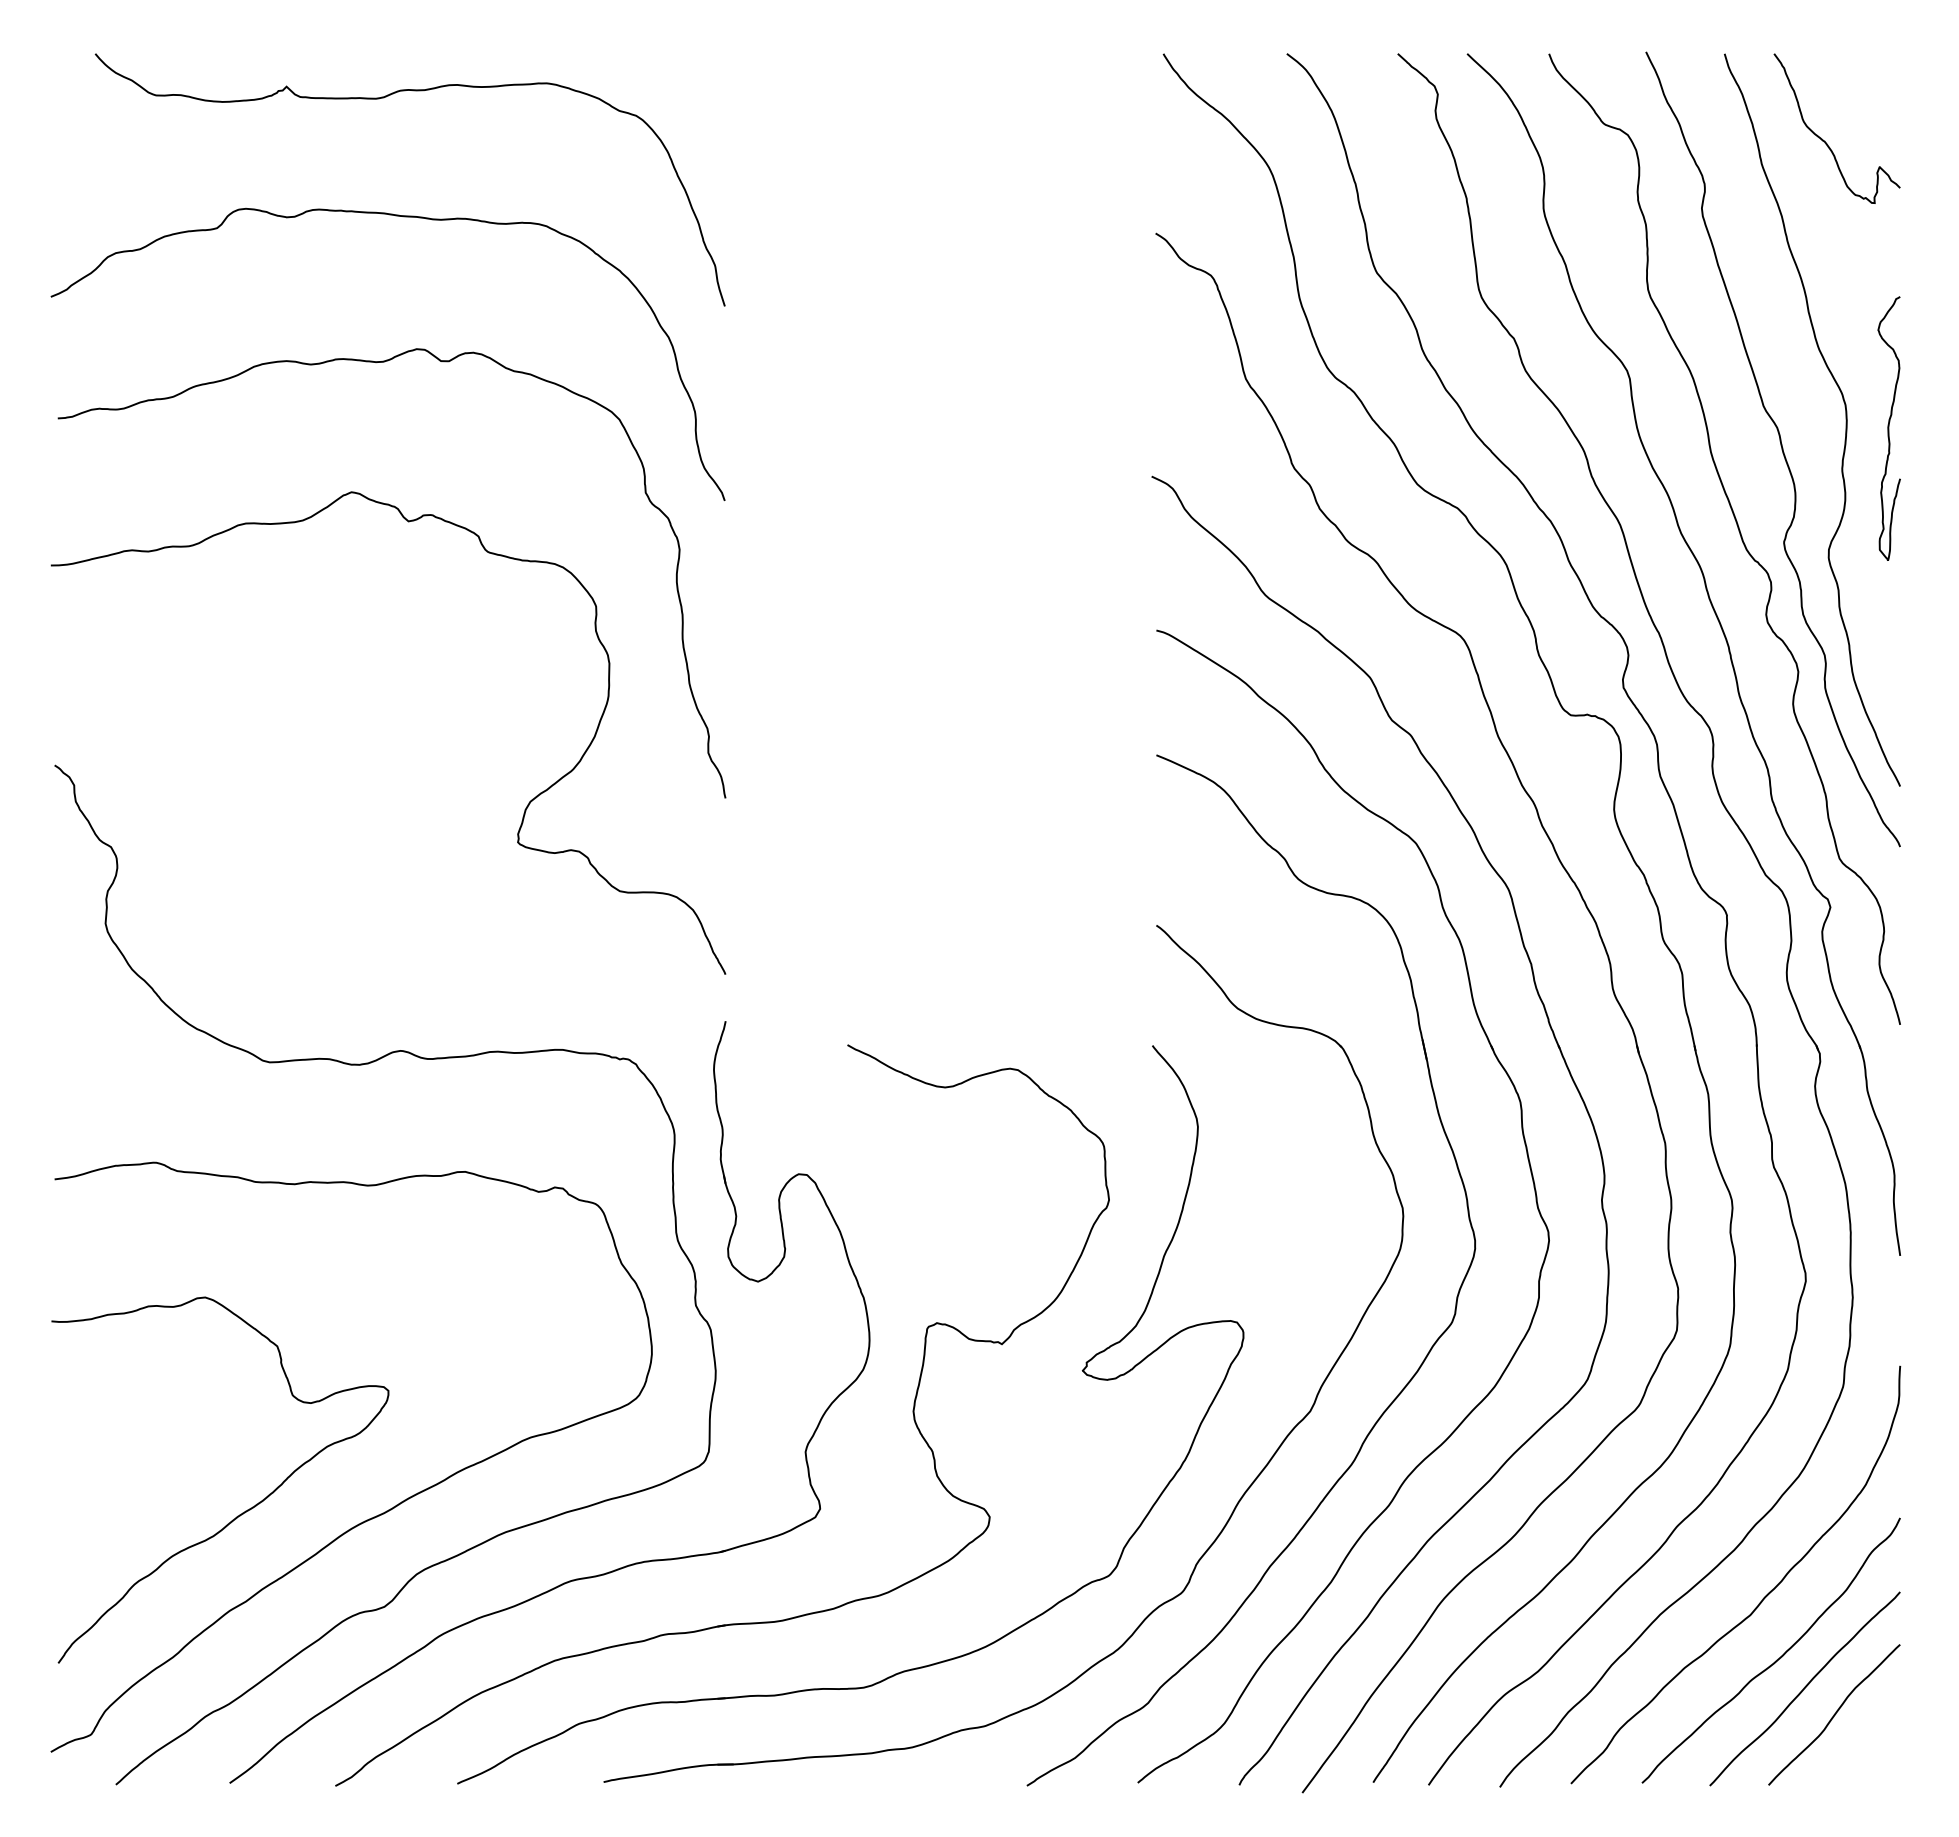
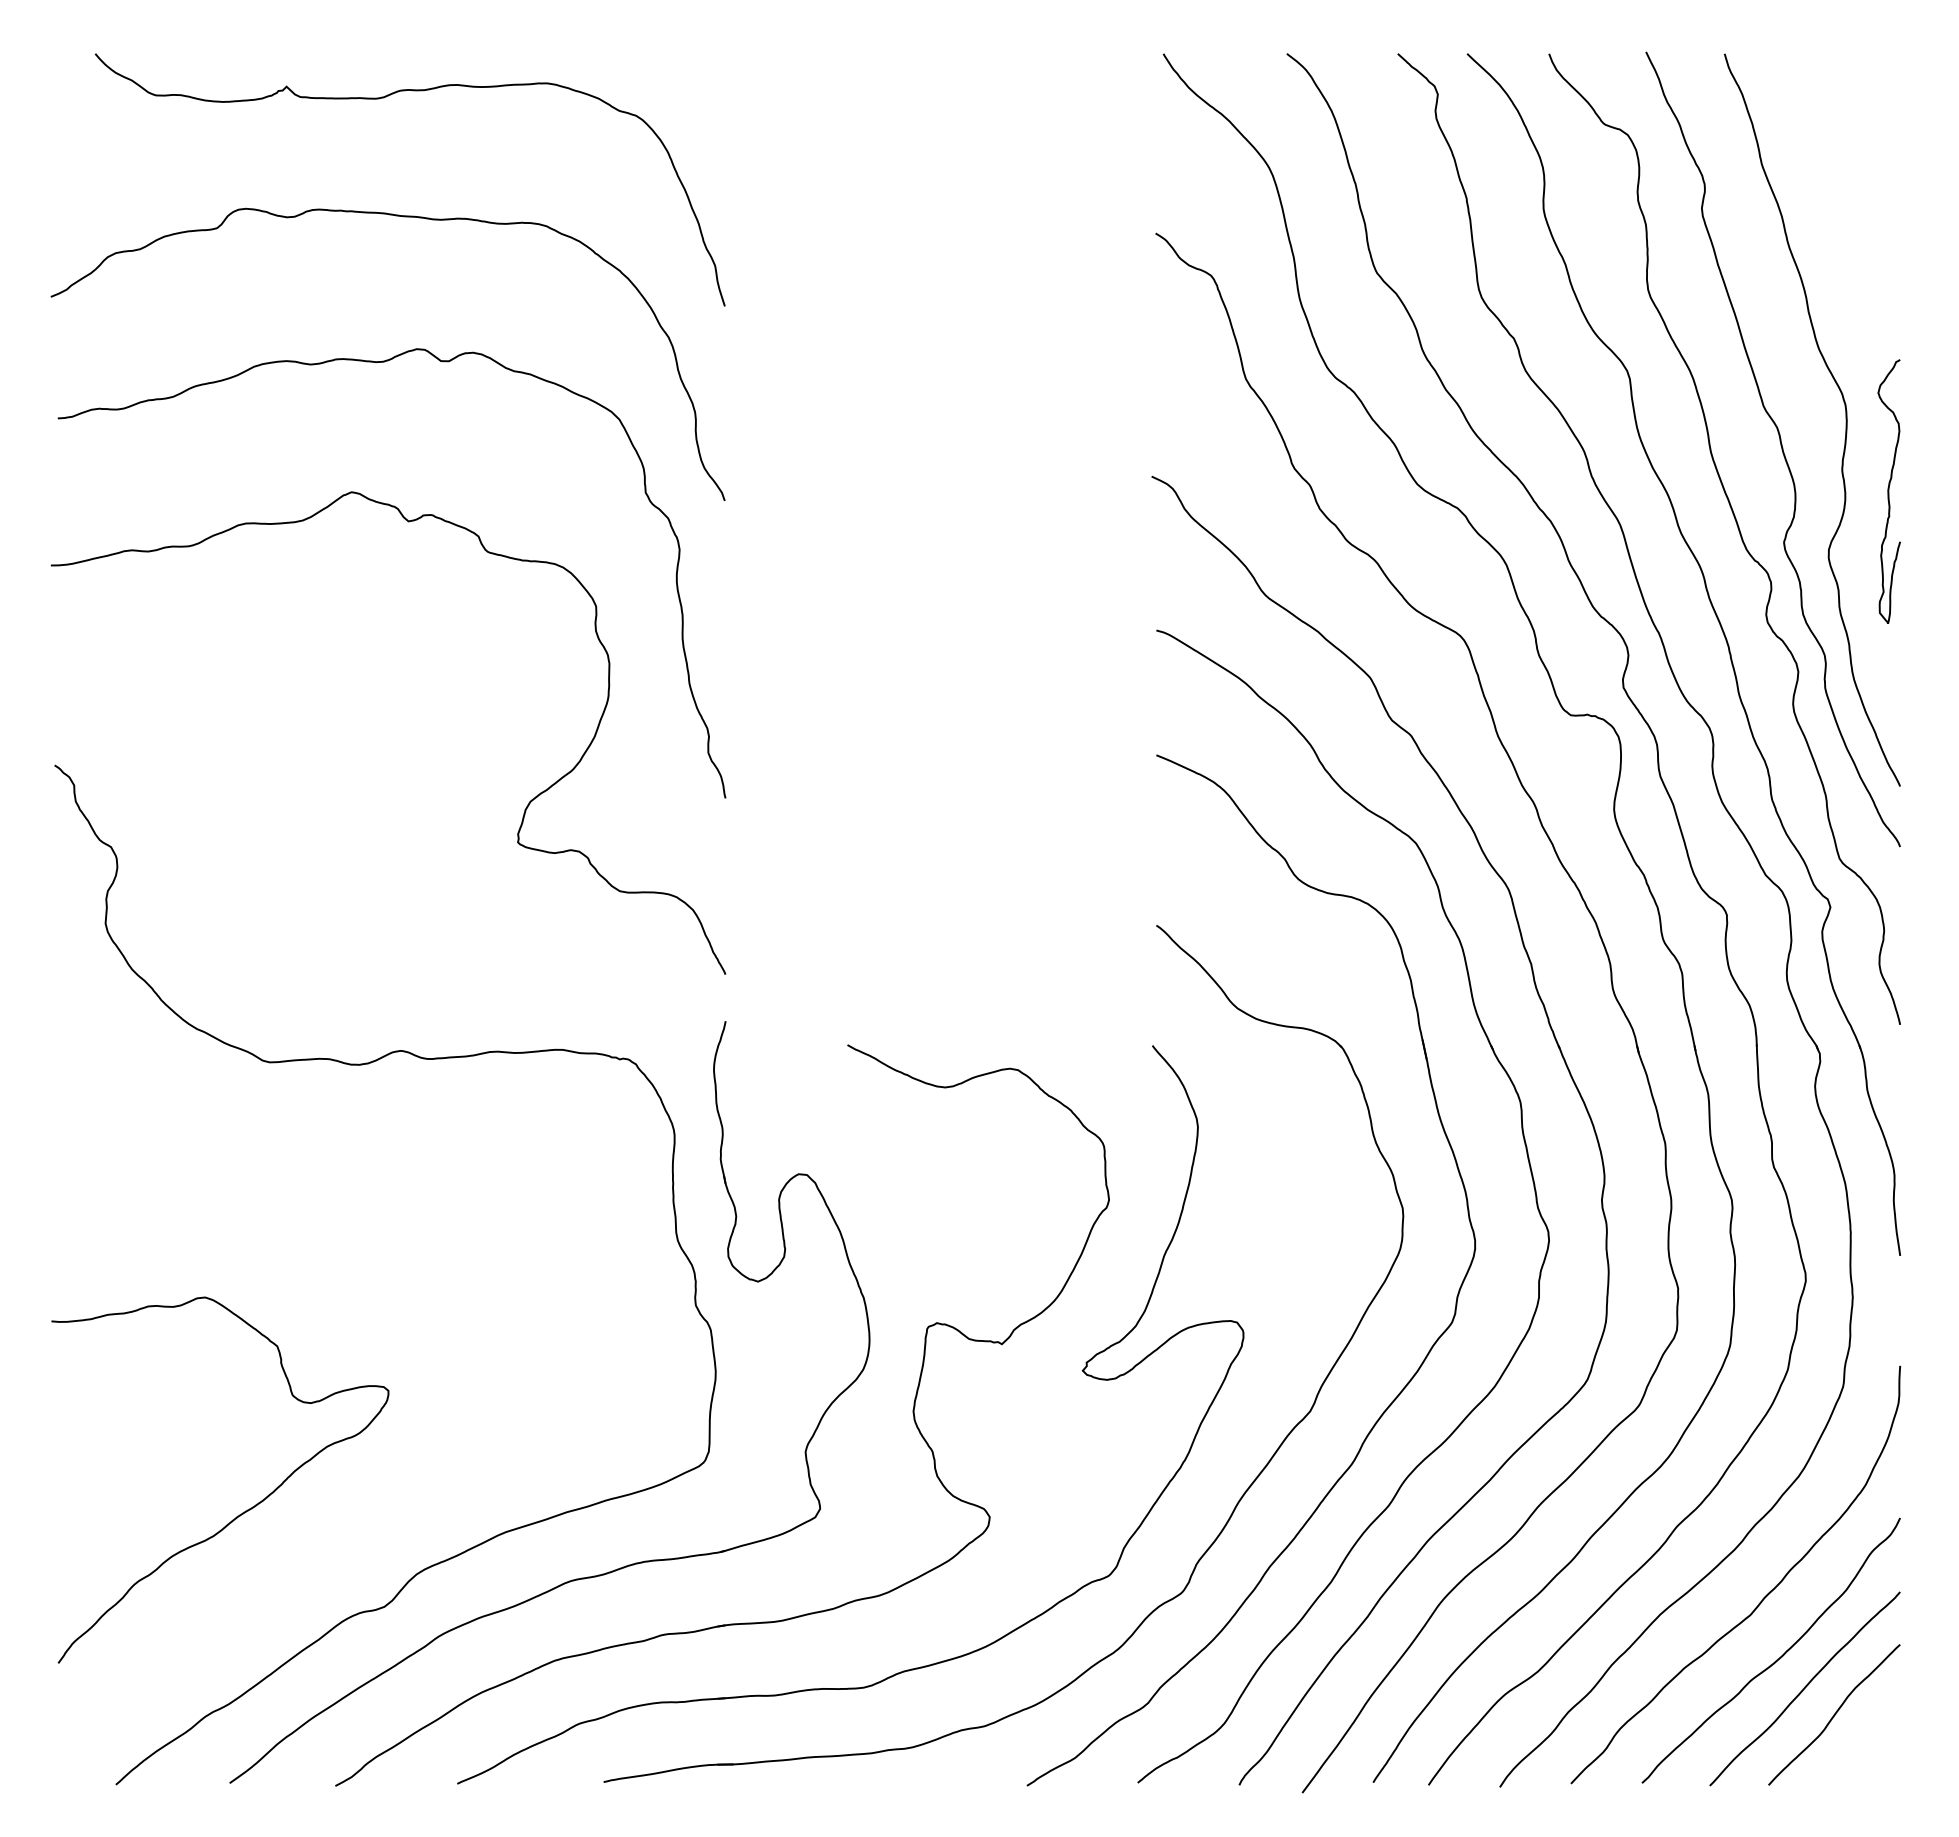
curve: present -> none (1824, 140)
curve position: (1888, 428) -> (1888, 491) (1888, 491)
curve: present -> none (373, 1516)
